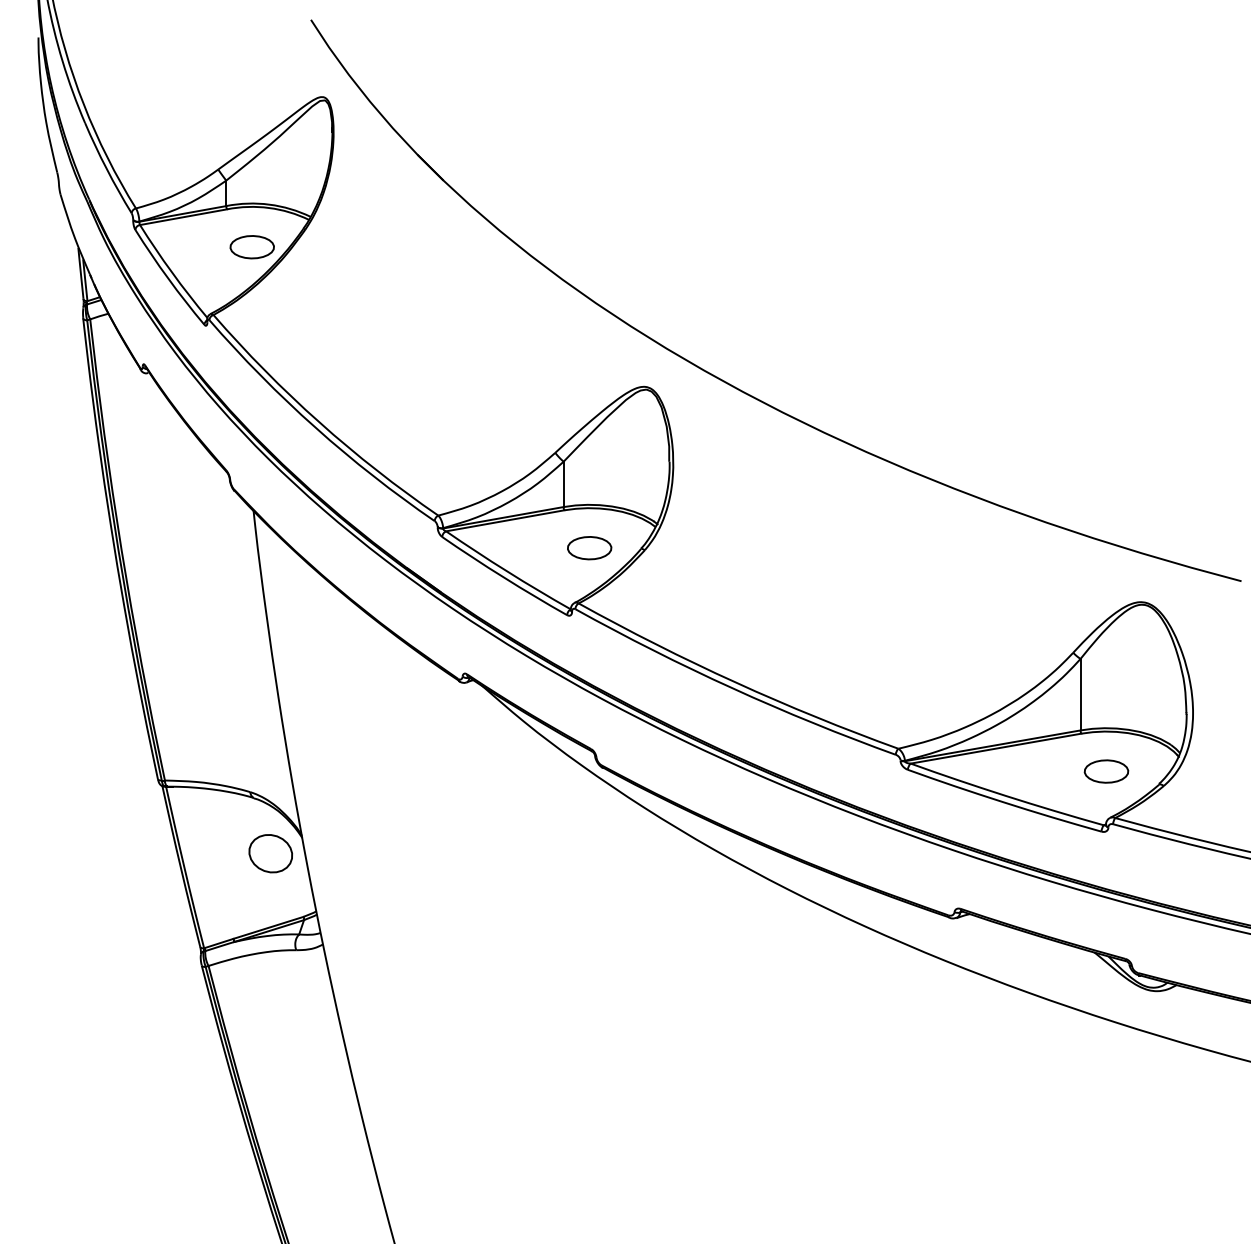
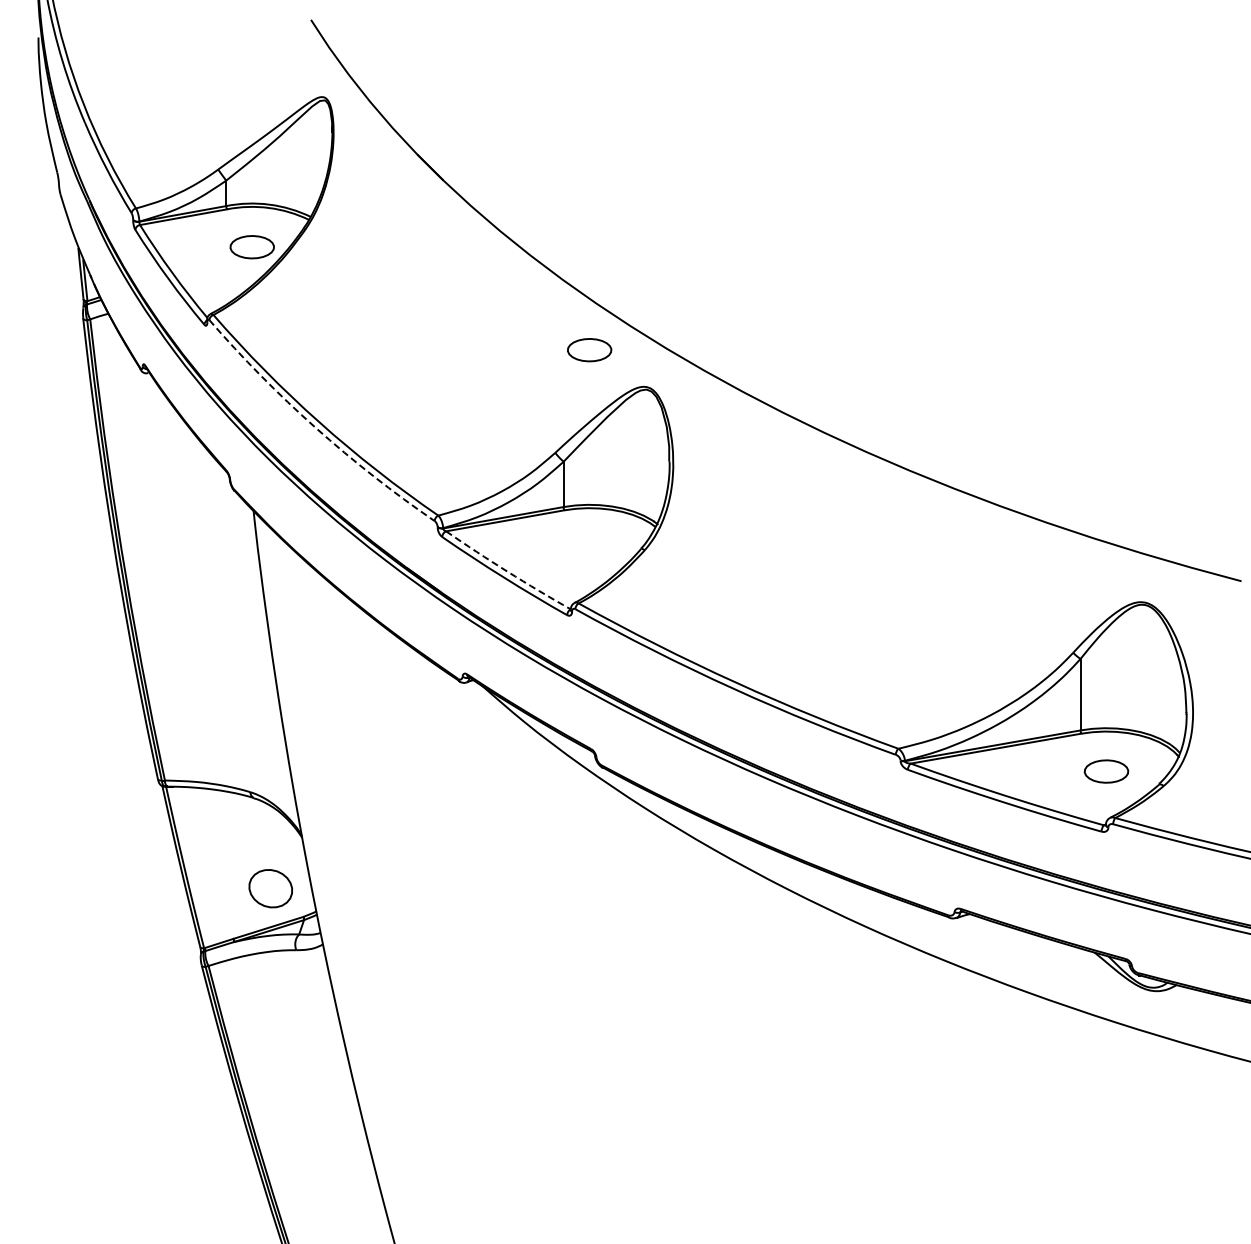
arc: solid -> dashed (315, 427)
part position: (589, 548) -> (589, 350) (589, 350)
arc: solid -> dashed (507, 571)
part position: (270, 853) -> (270, 888) (270, 888)
